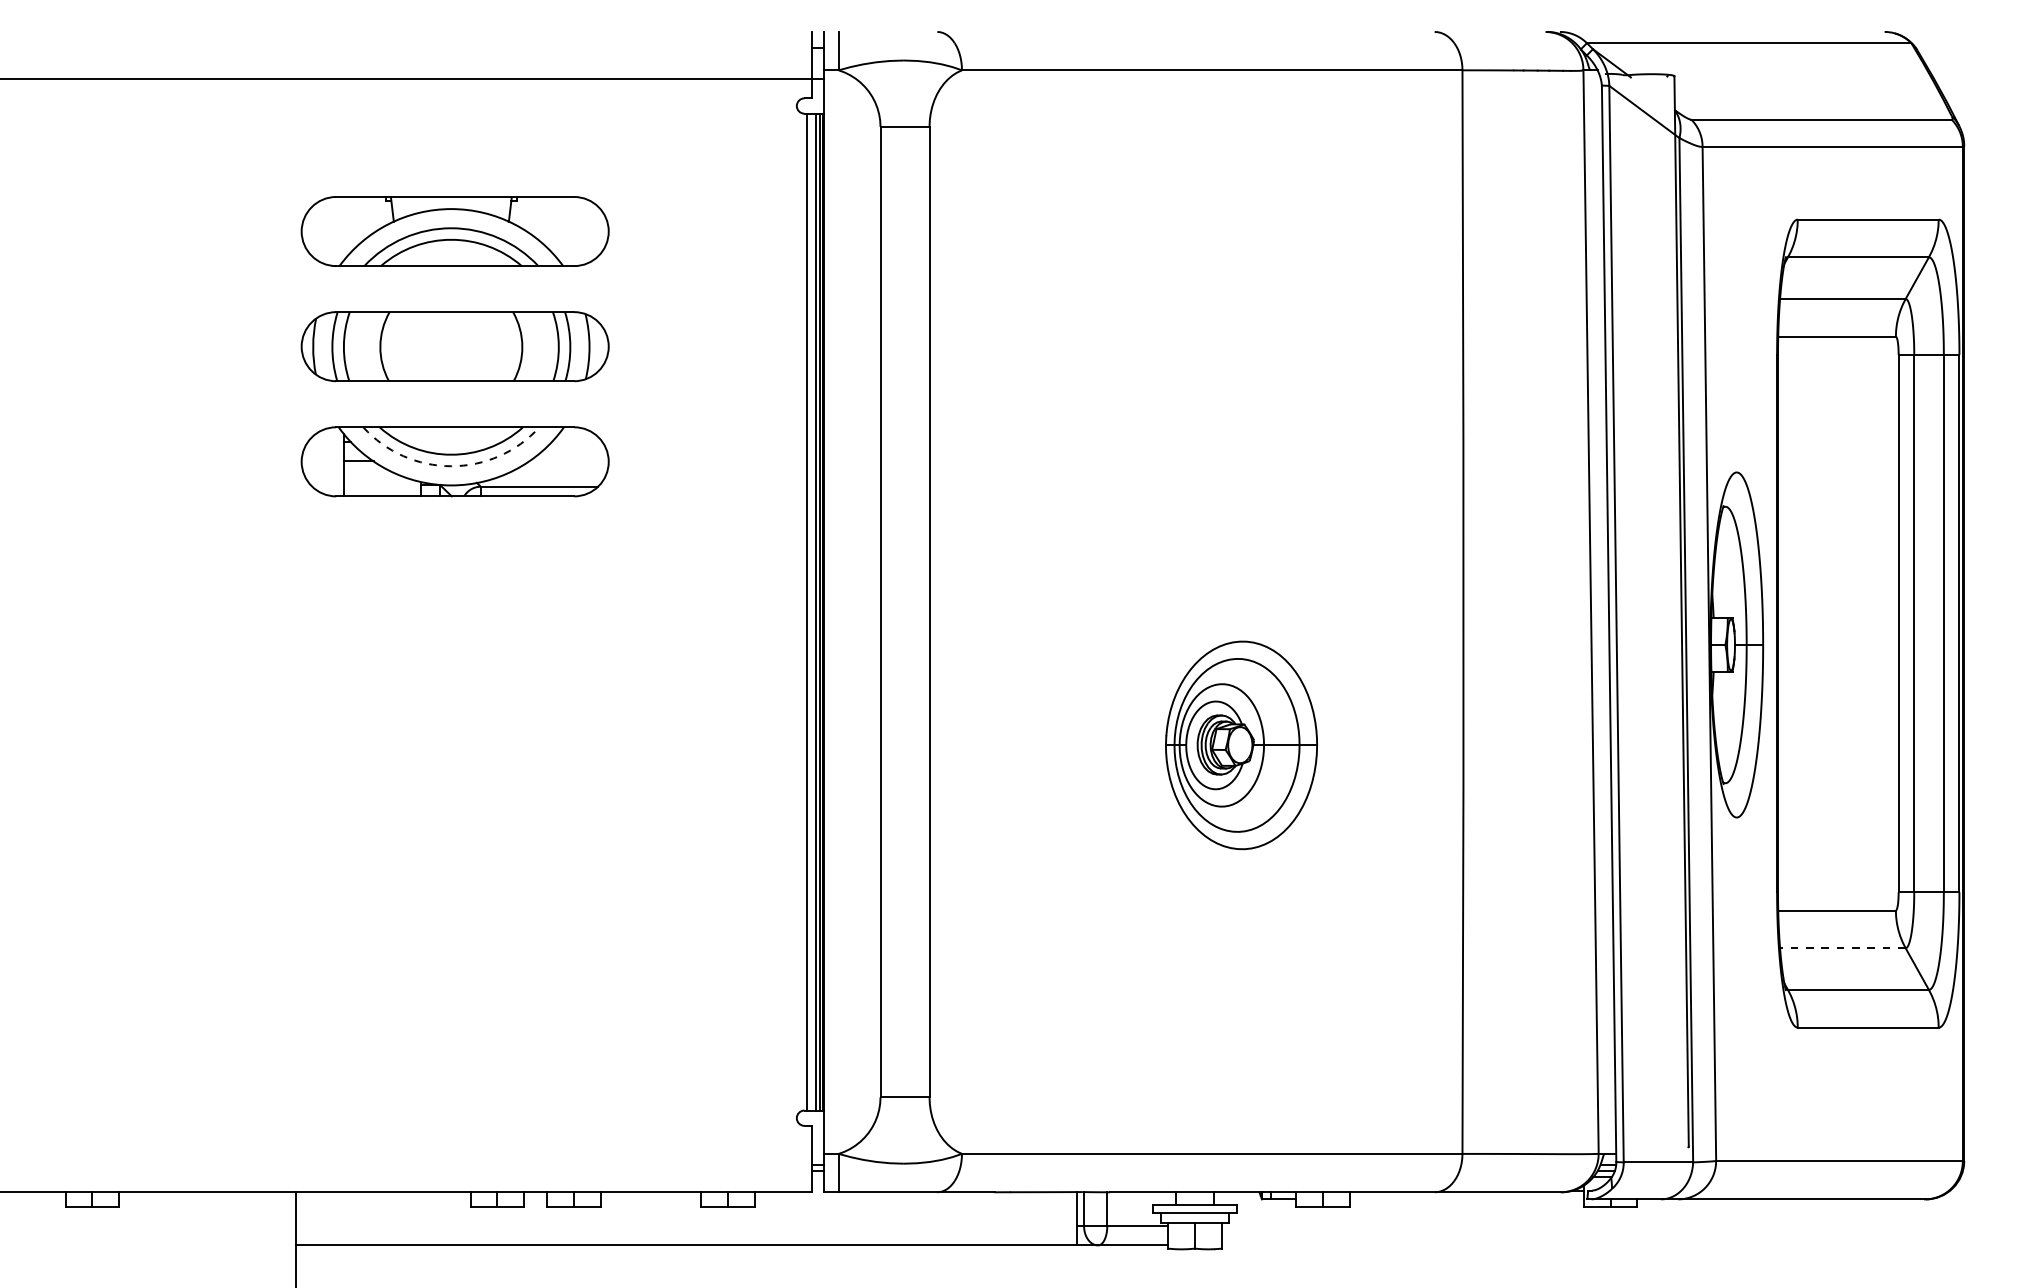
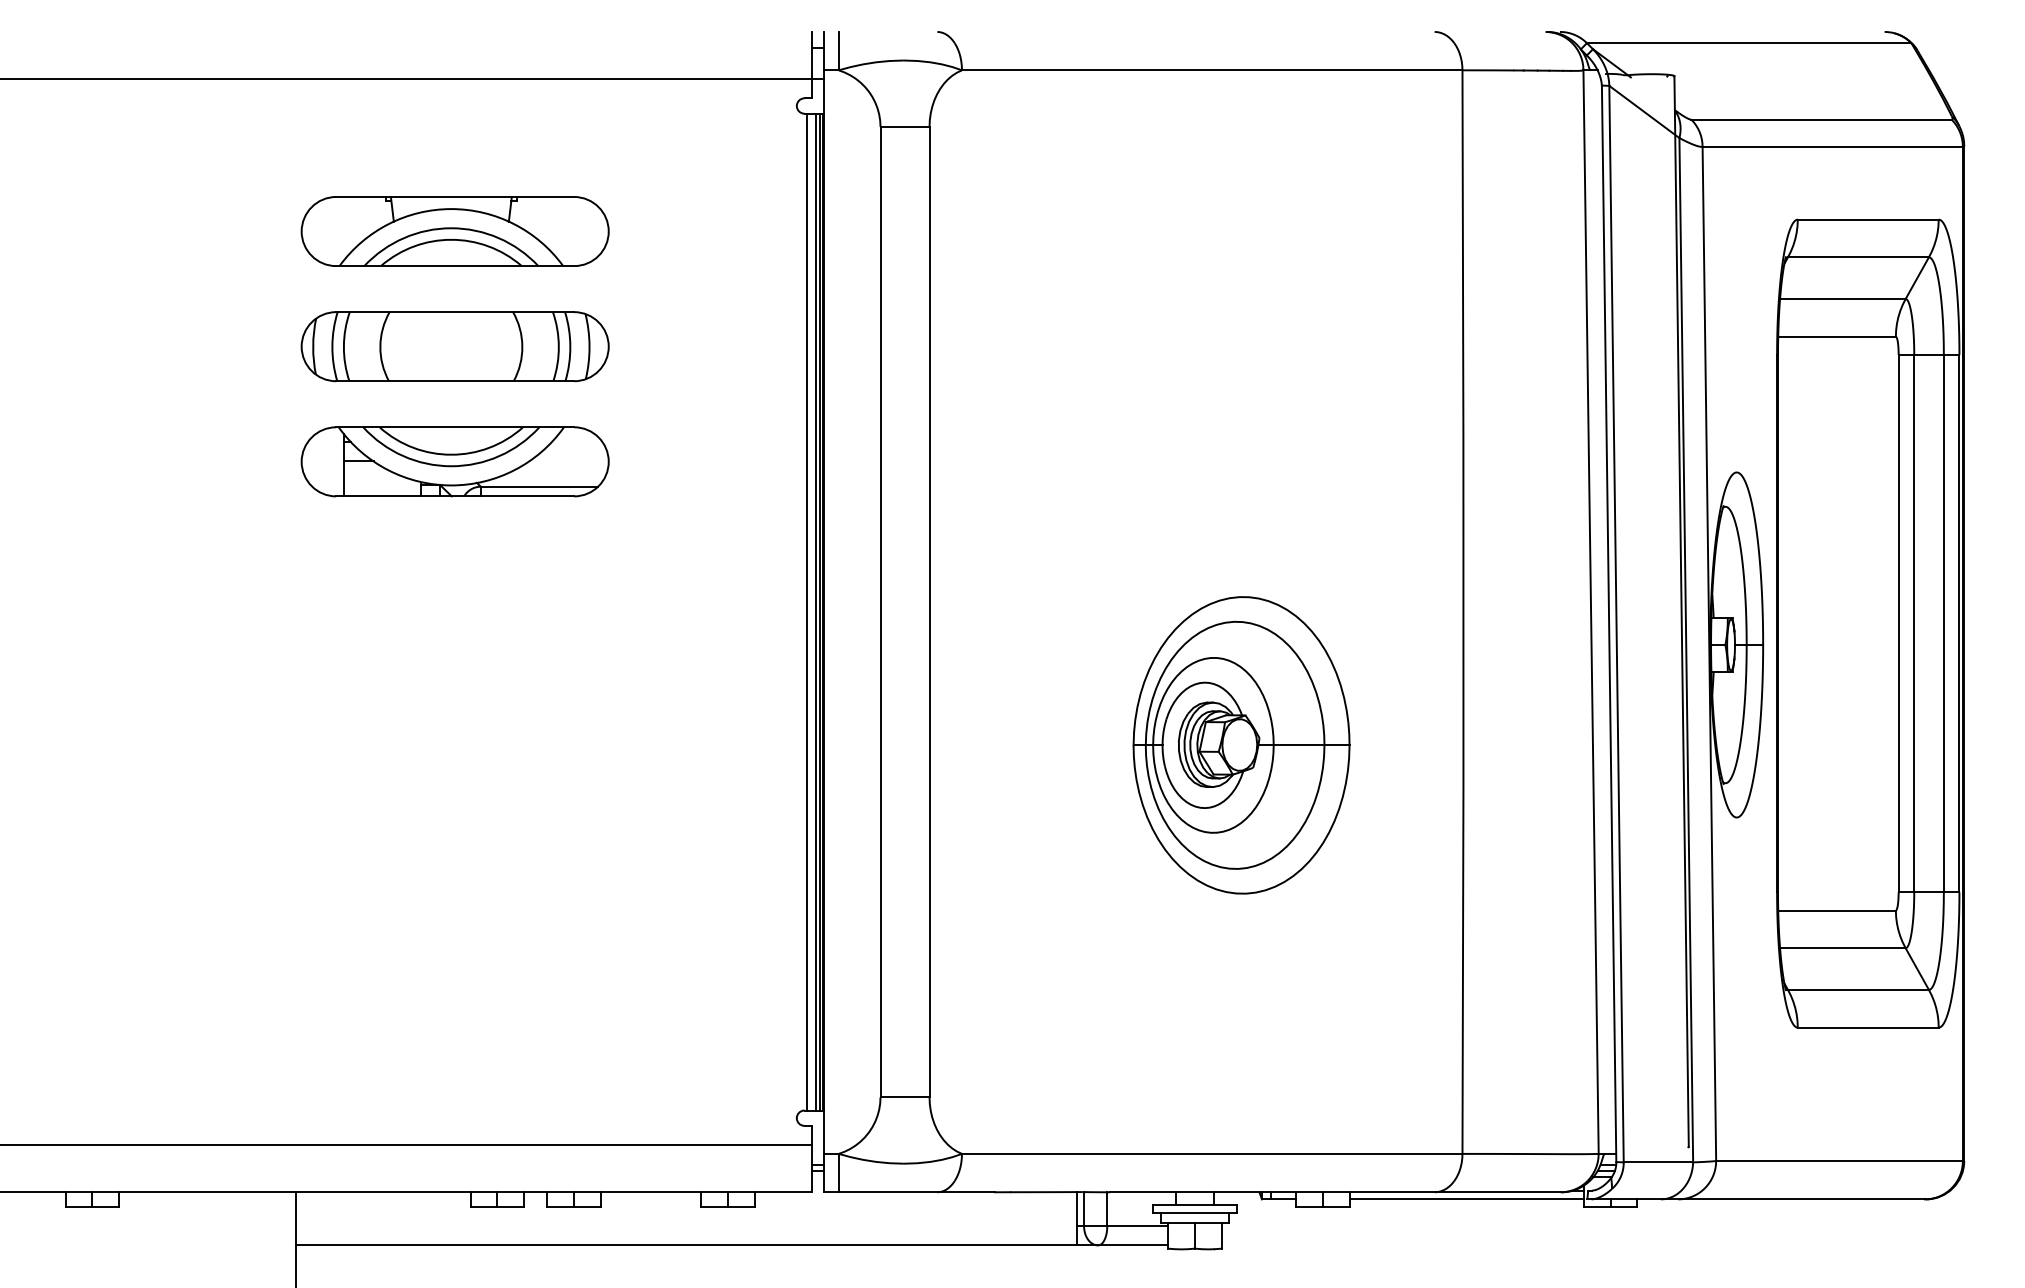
arc: dashed -> solid (451, 466)
part size: 153x211 px -> 219x299 px (1241, 745)
line: dashed -> solid (1842, 948)
line: none -> present (407, 1145)
line: none -> present (1466, 1199)
